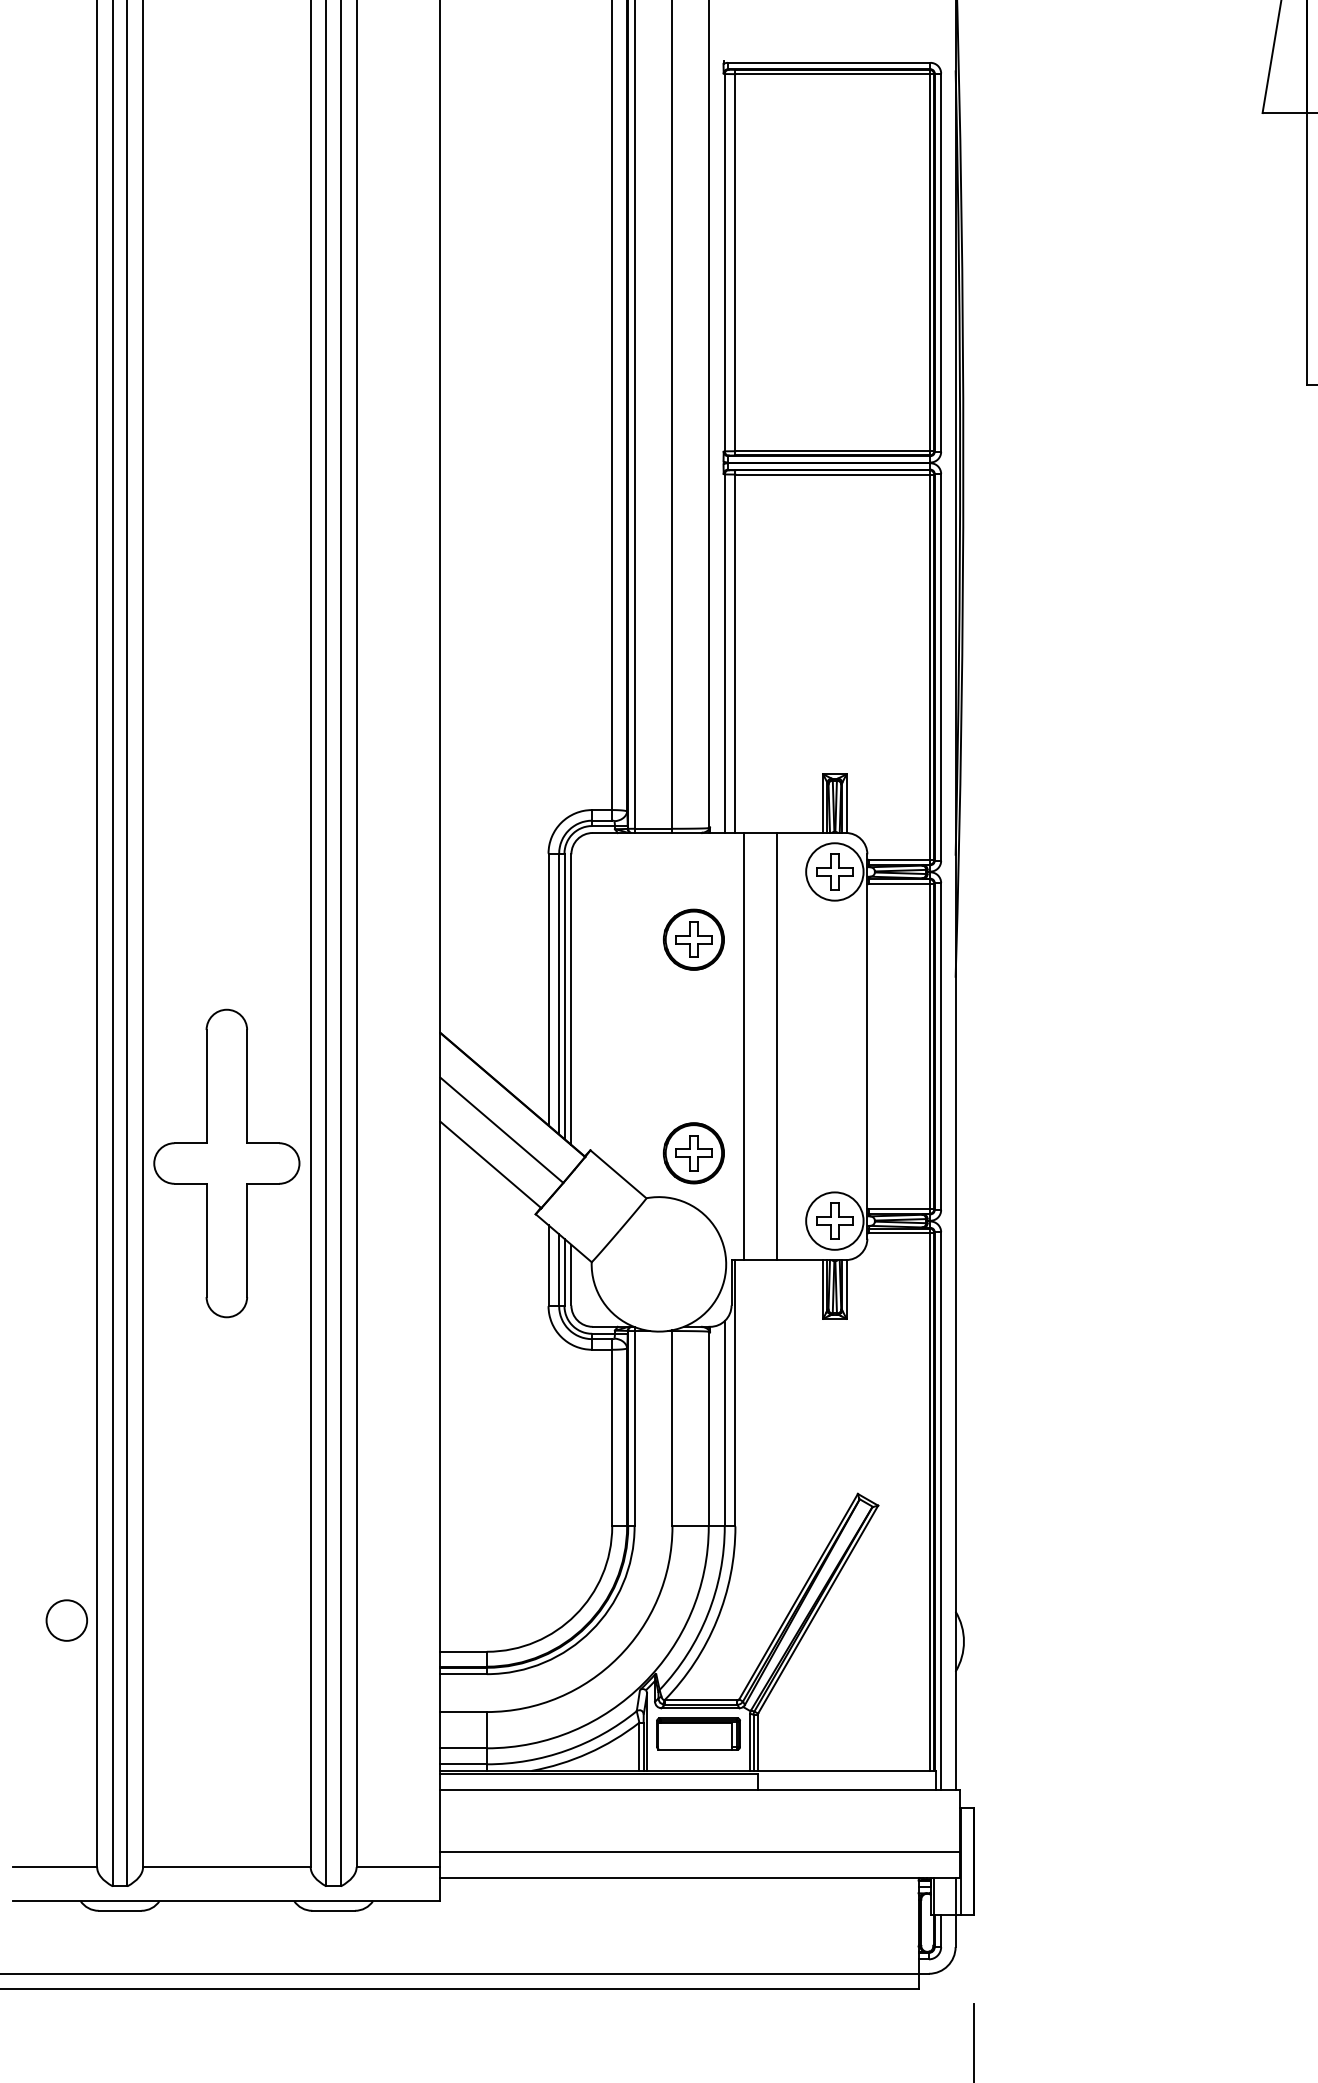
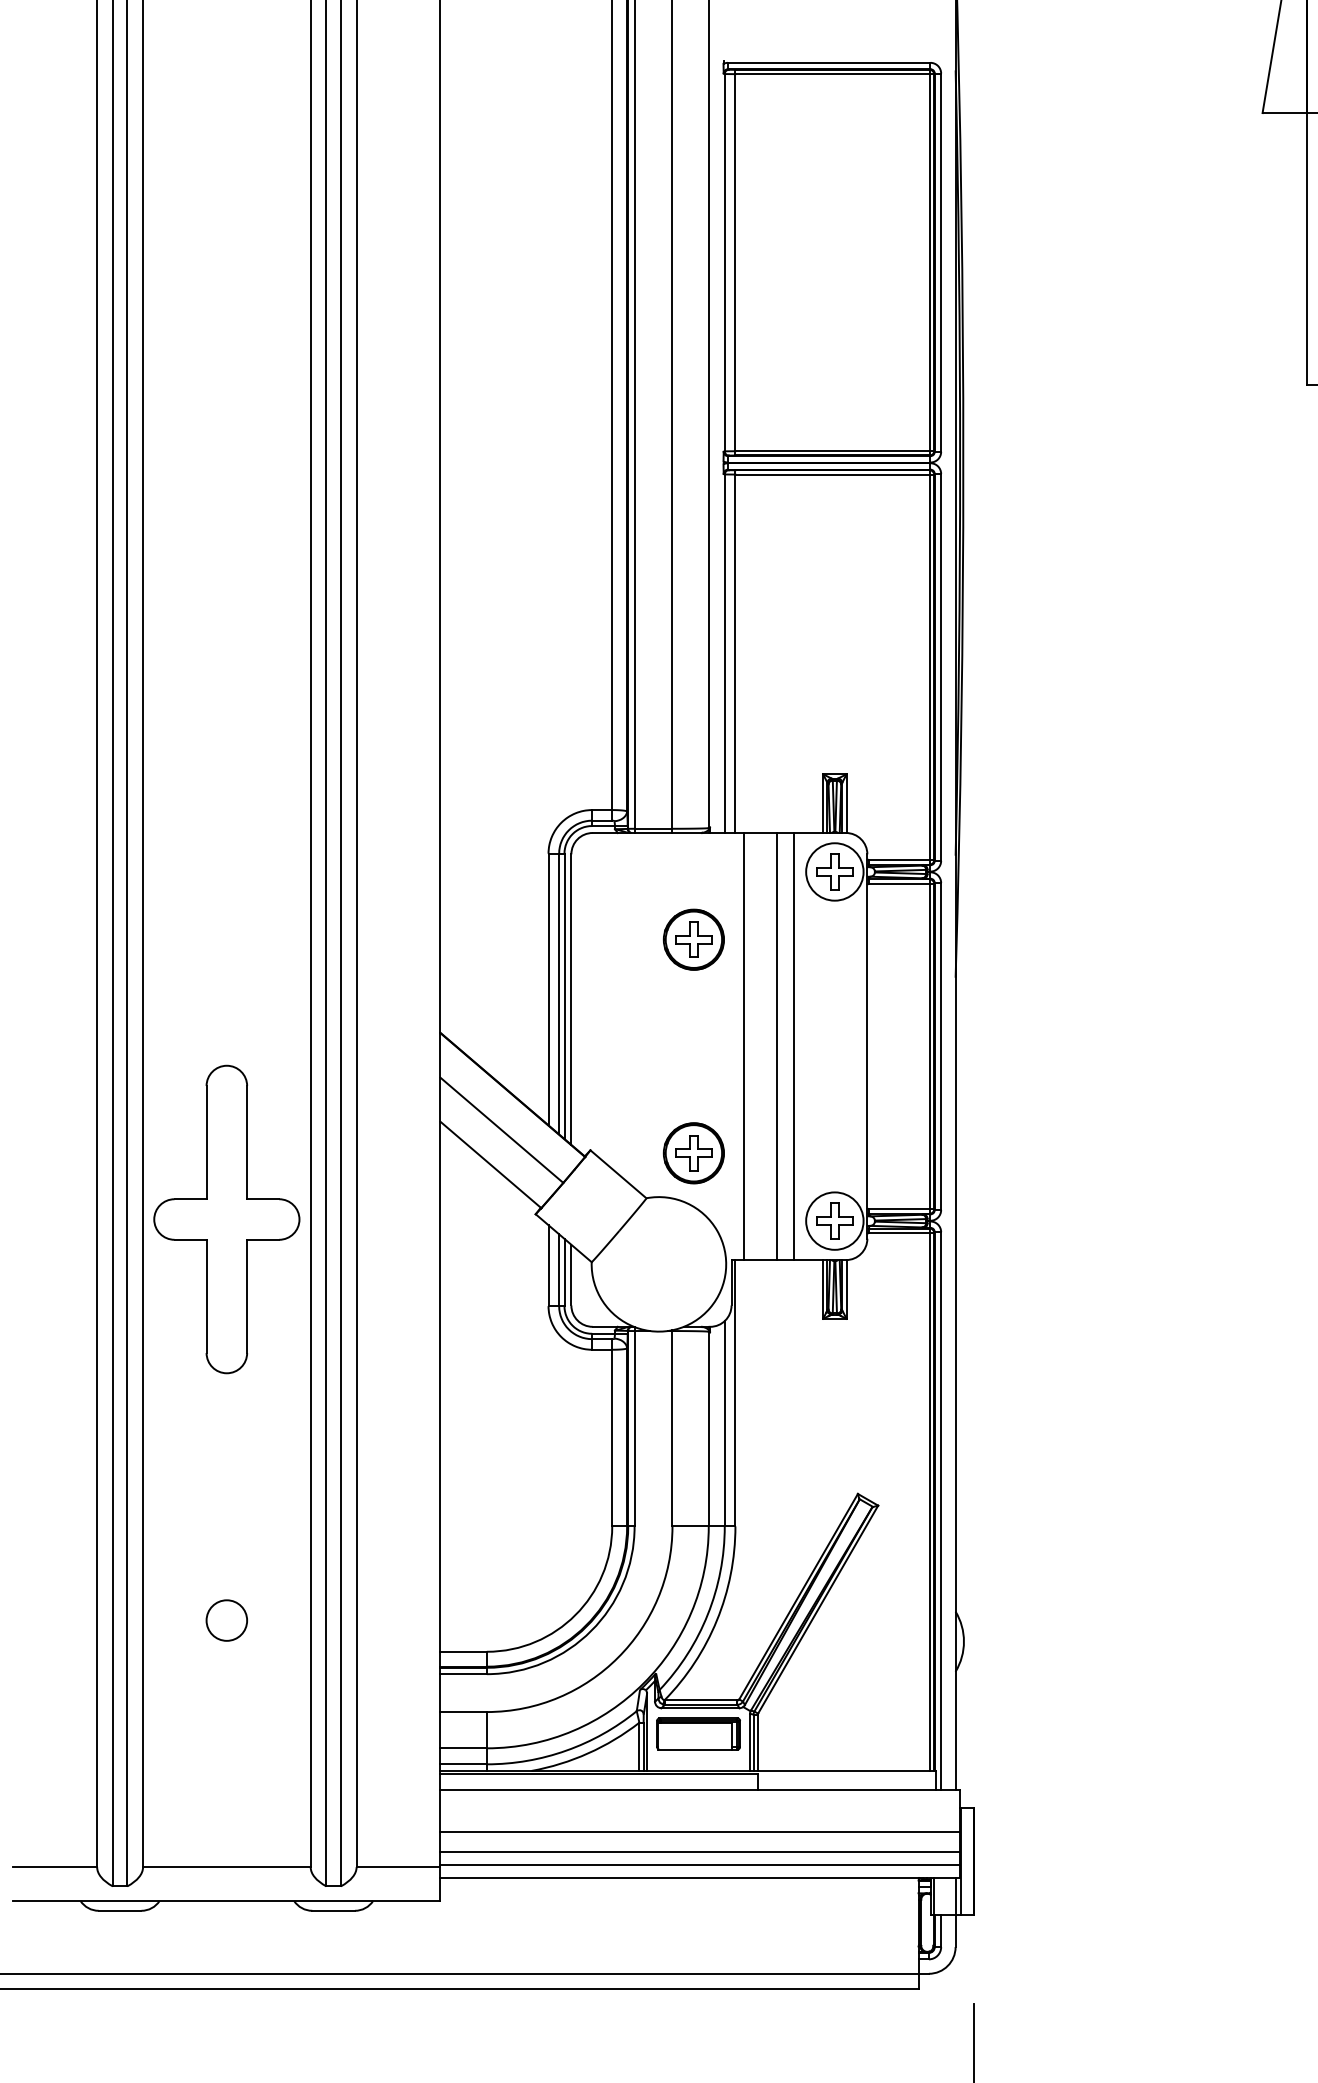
line: none -> present (794, 1046)
part position: (226, 1163) -> (226, 1219) (226, 1219)
circle position: (66, 1620) -> (226, 1620) (226, 1620)
line: none -> present (700, 1831)
line: none -> present (700, 1864)
